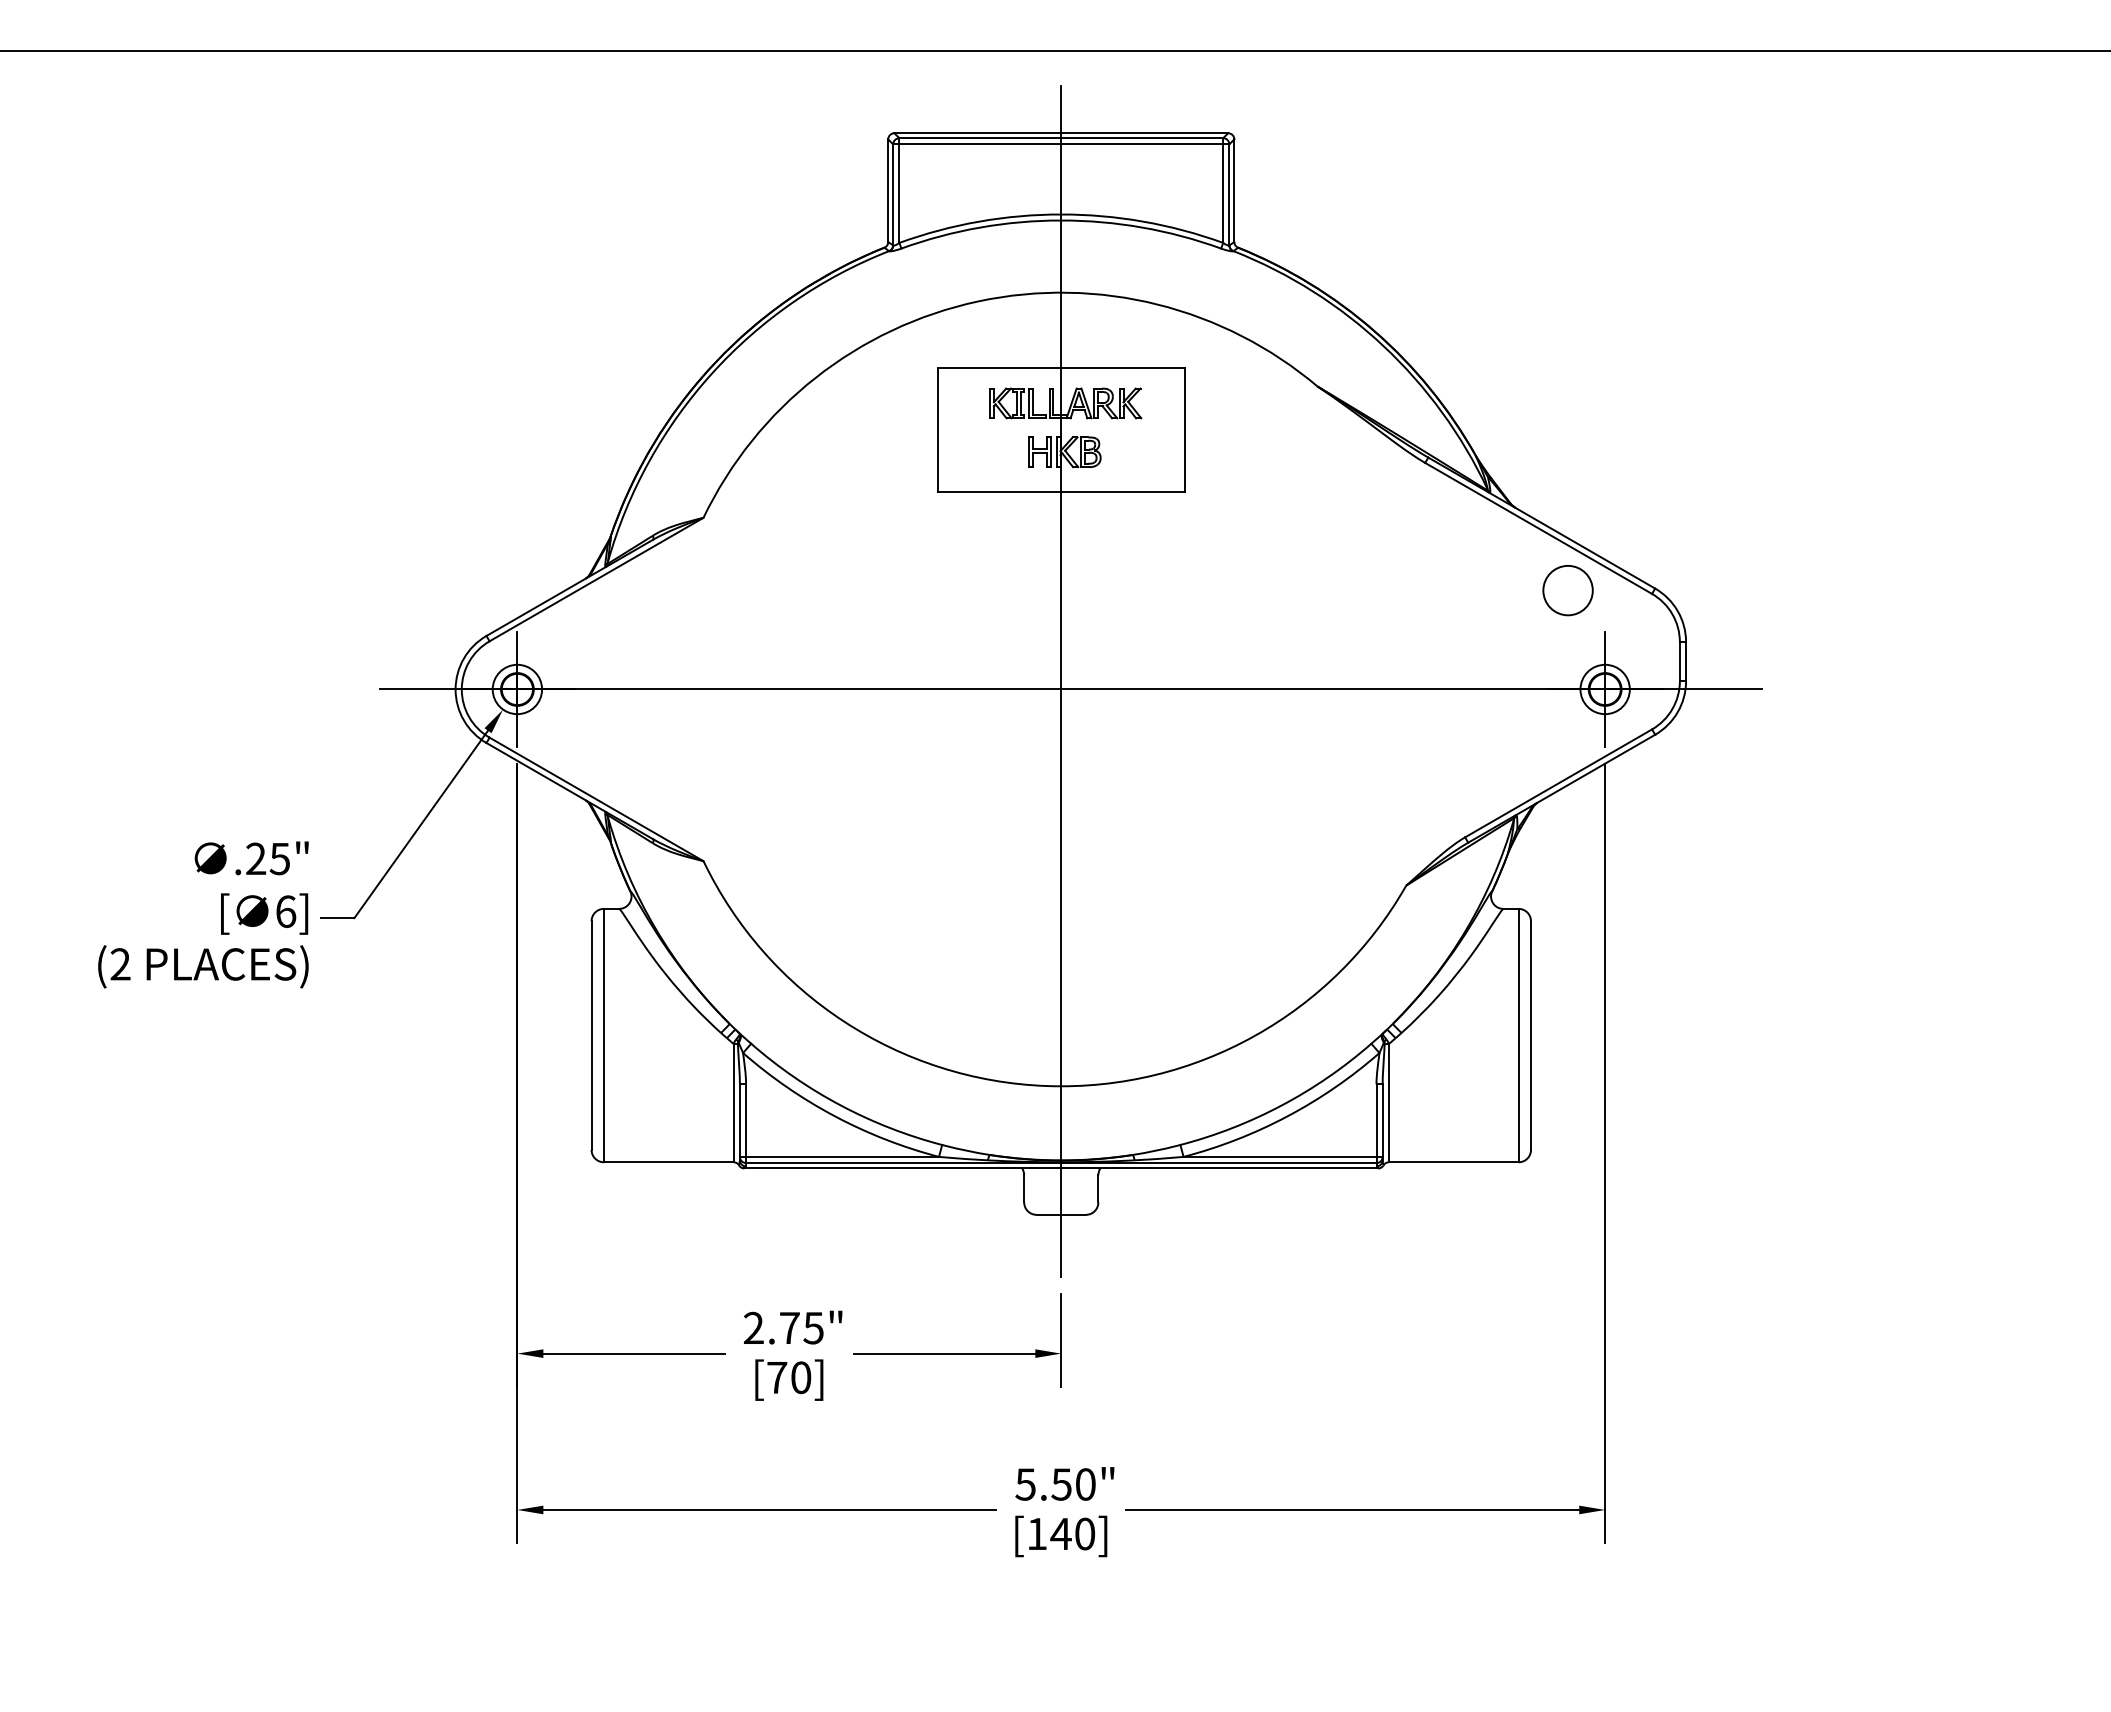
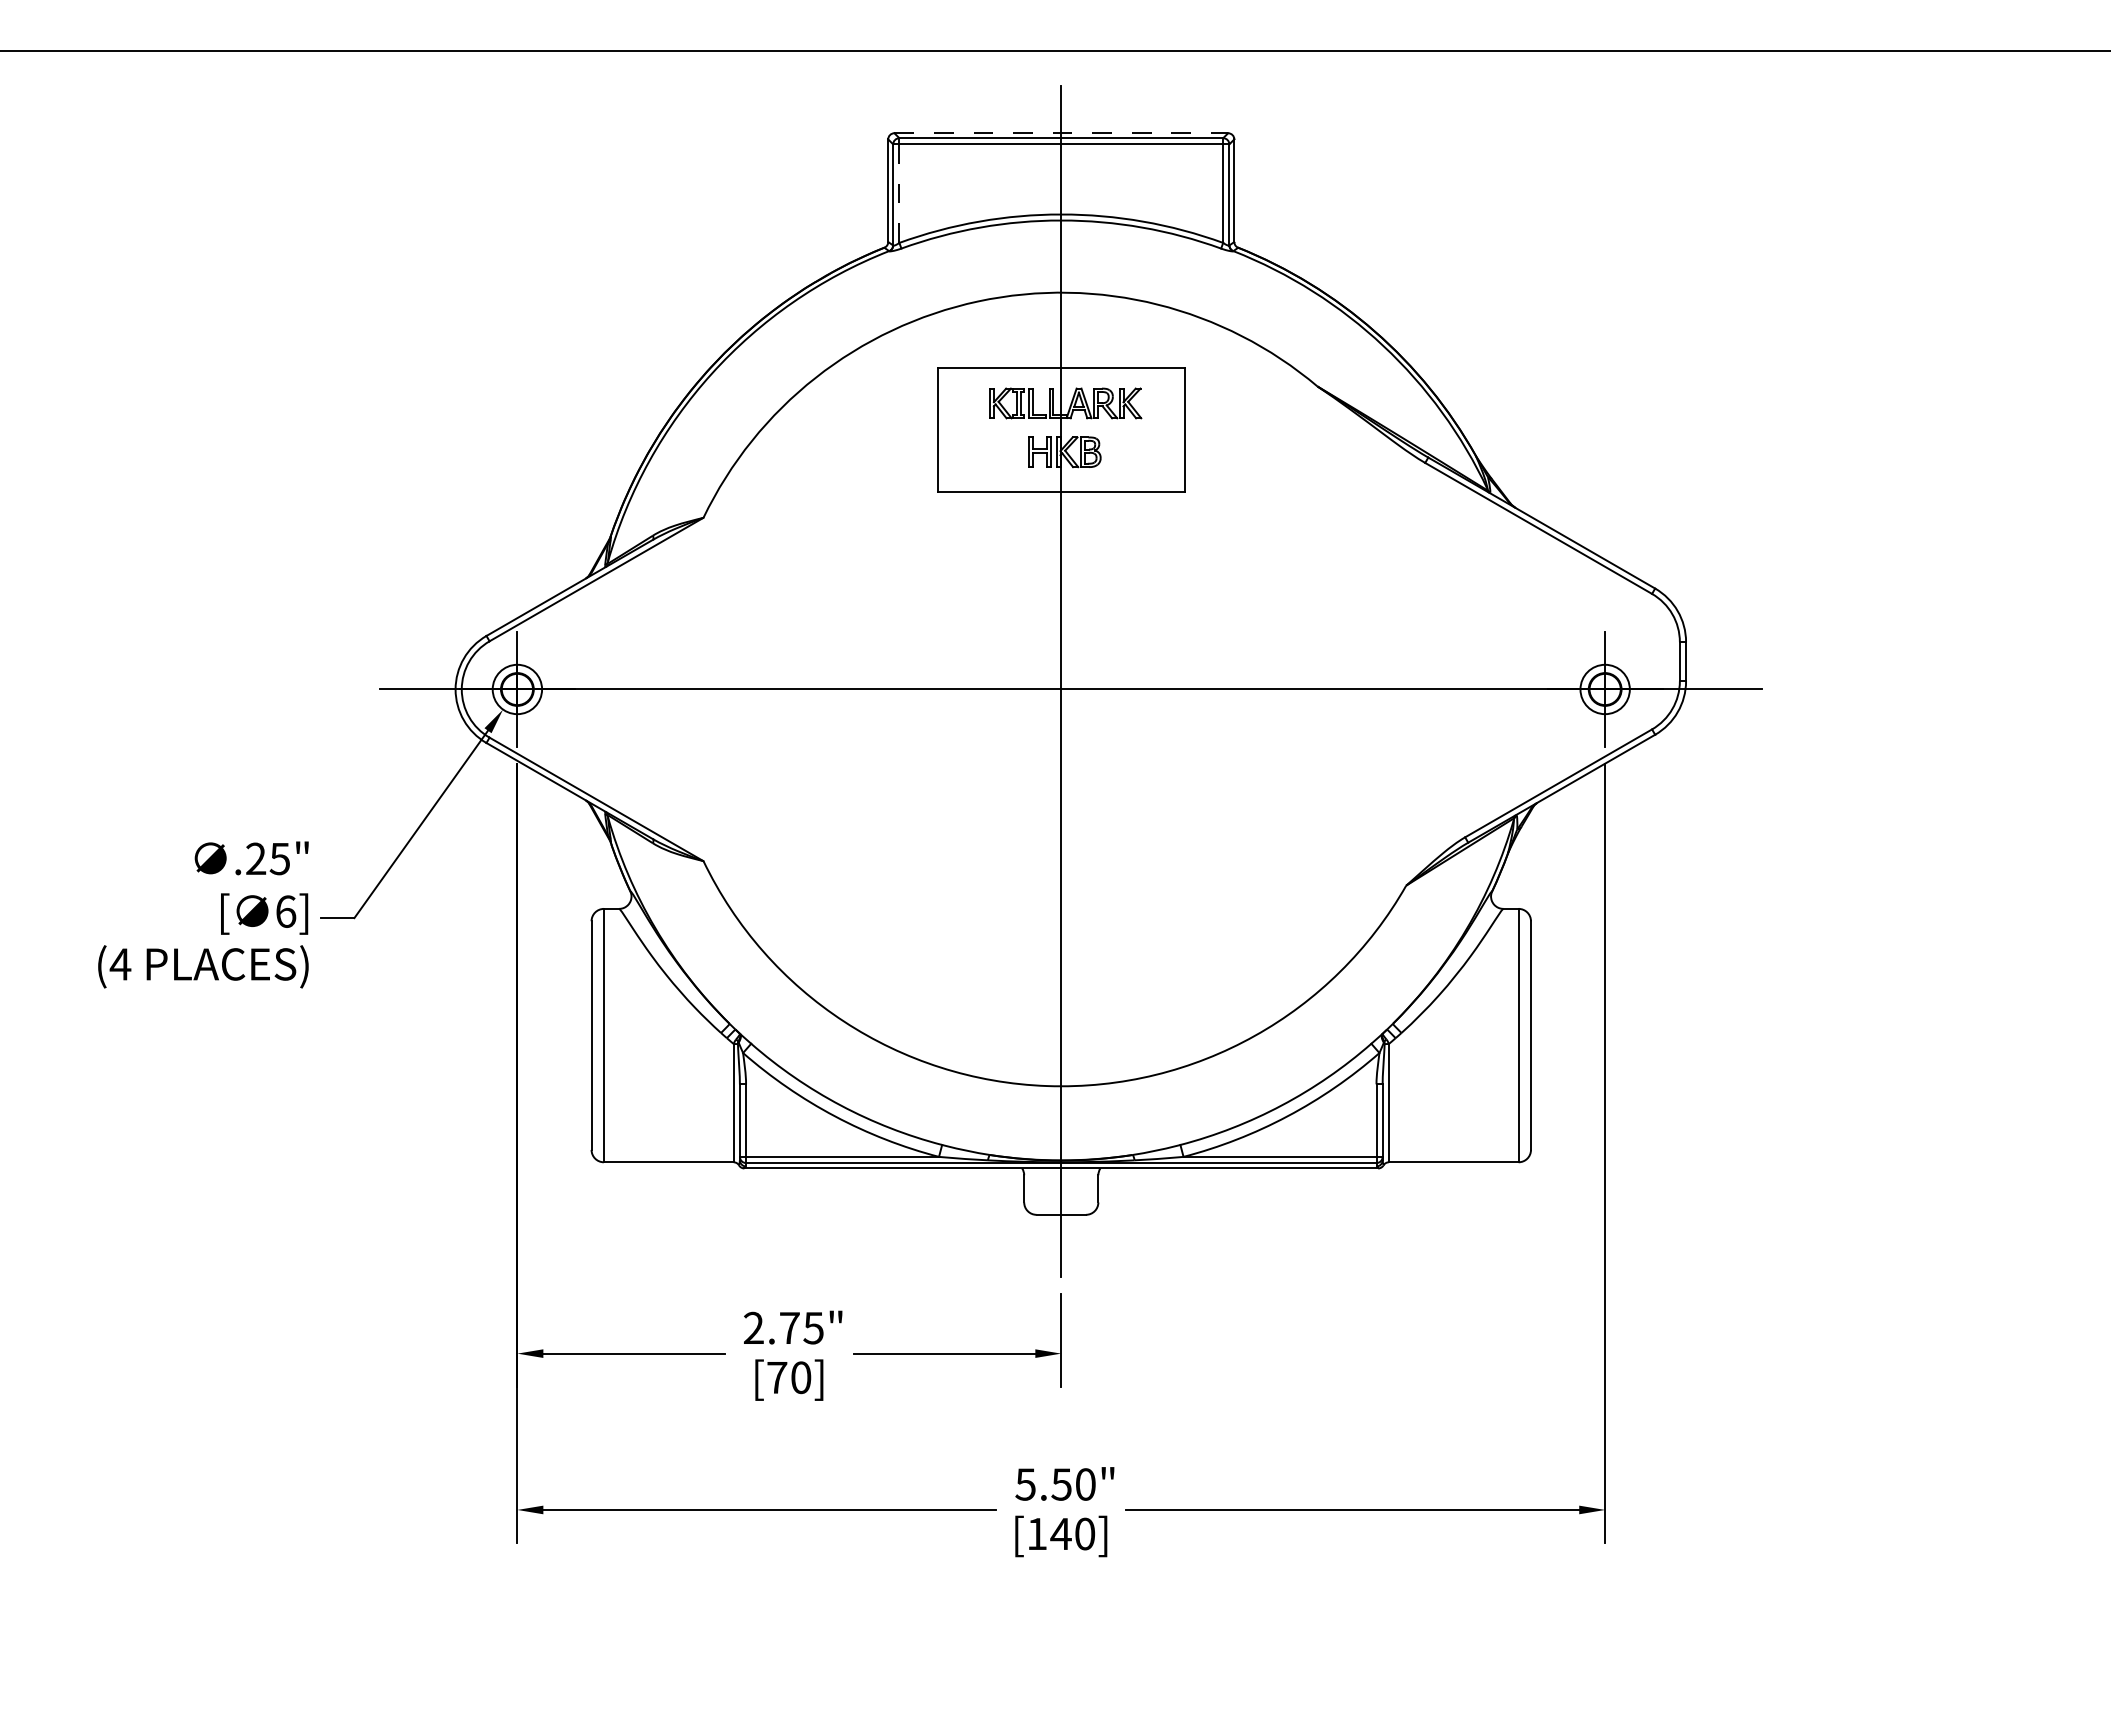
line: solid -> dashed (1061, 133)
line: solid -> dashed (899, 193)
circle: present -> none (1567, 590)
text: (2 -> (4 (120, 964)
